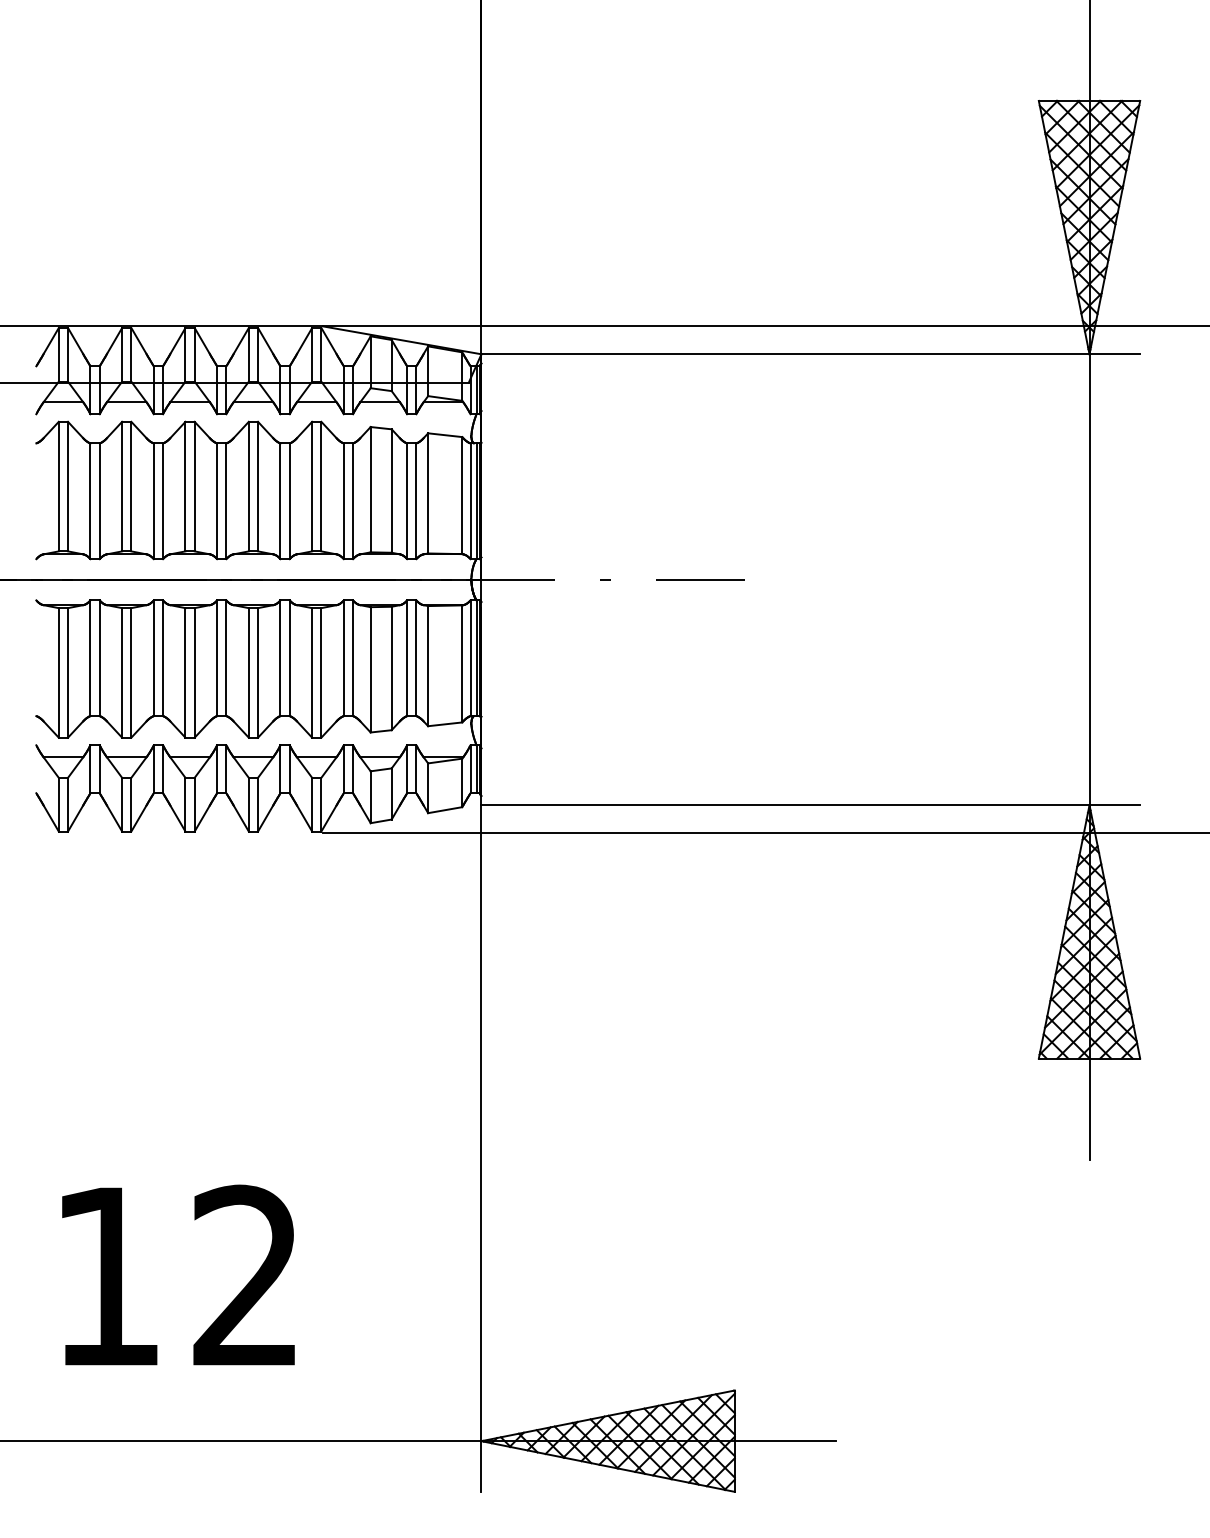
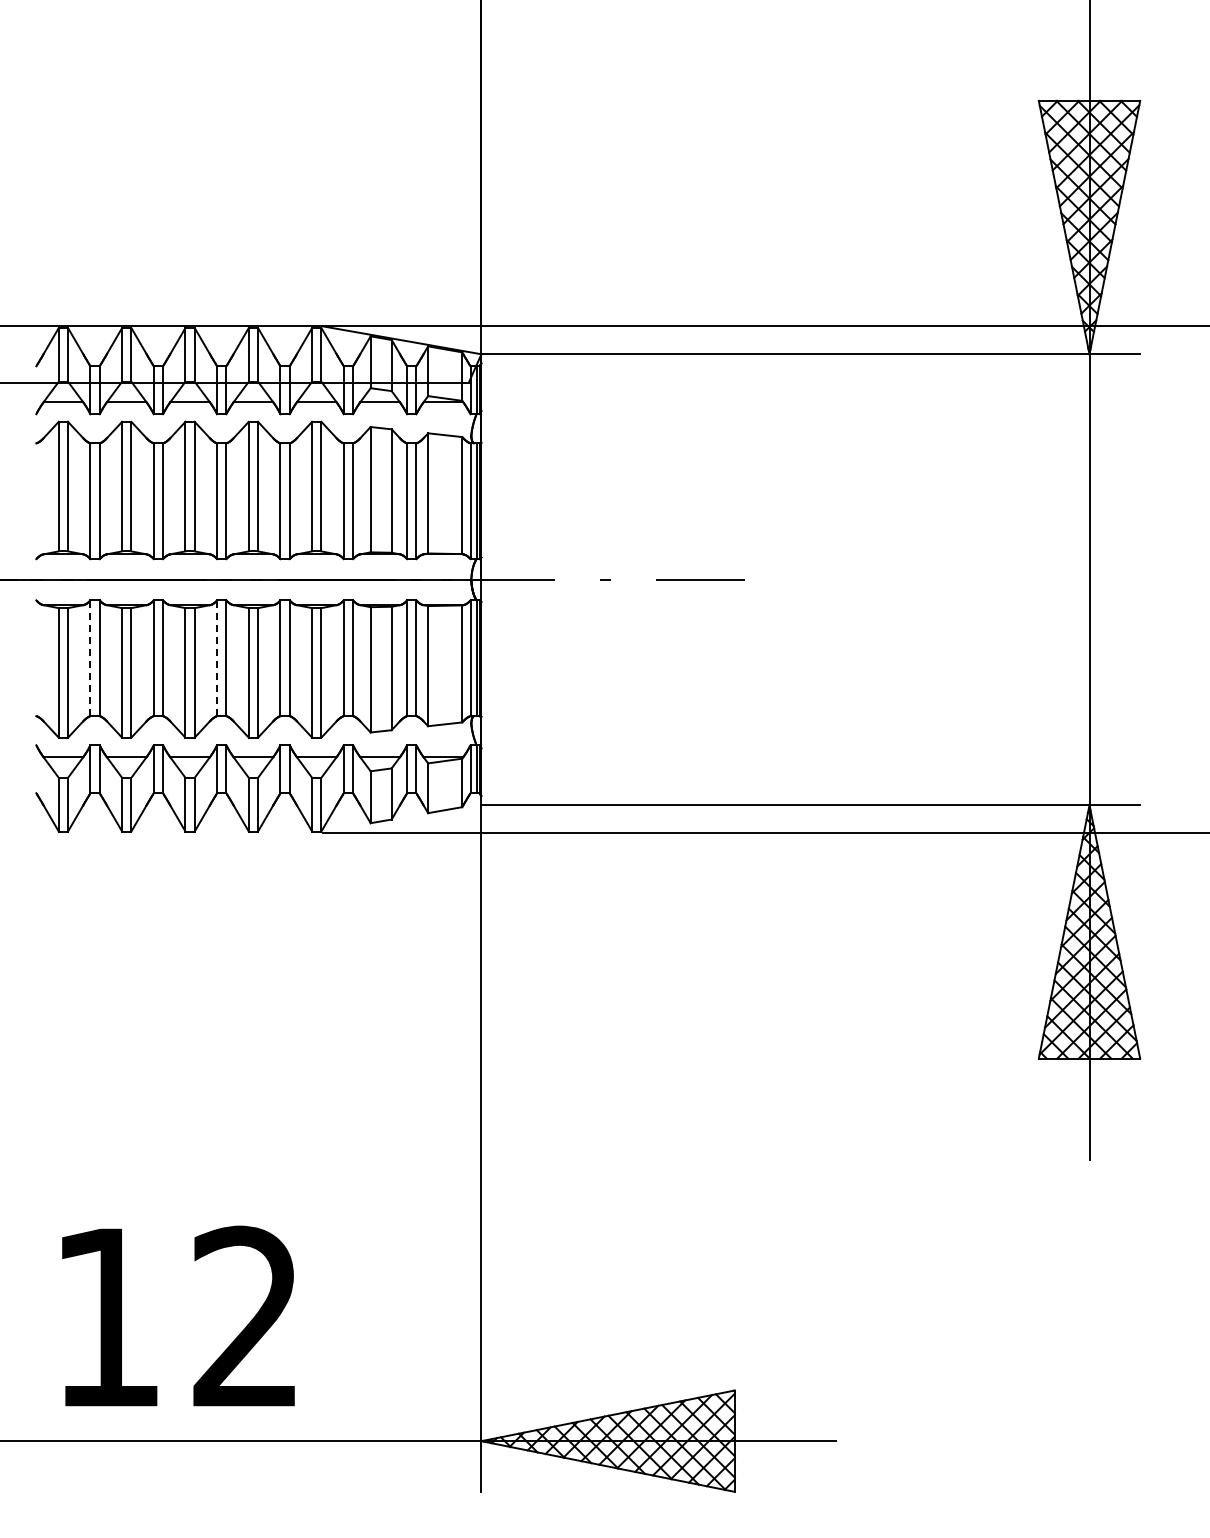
line: solid -> dashed (90, 658)
line: solid -> dashed (217, 658)
text position: (178, 1274) -> (178, 1315) (178, 1315)
